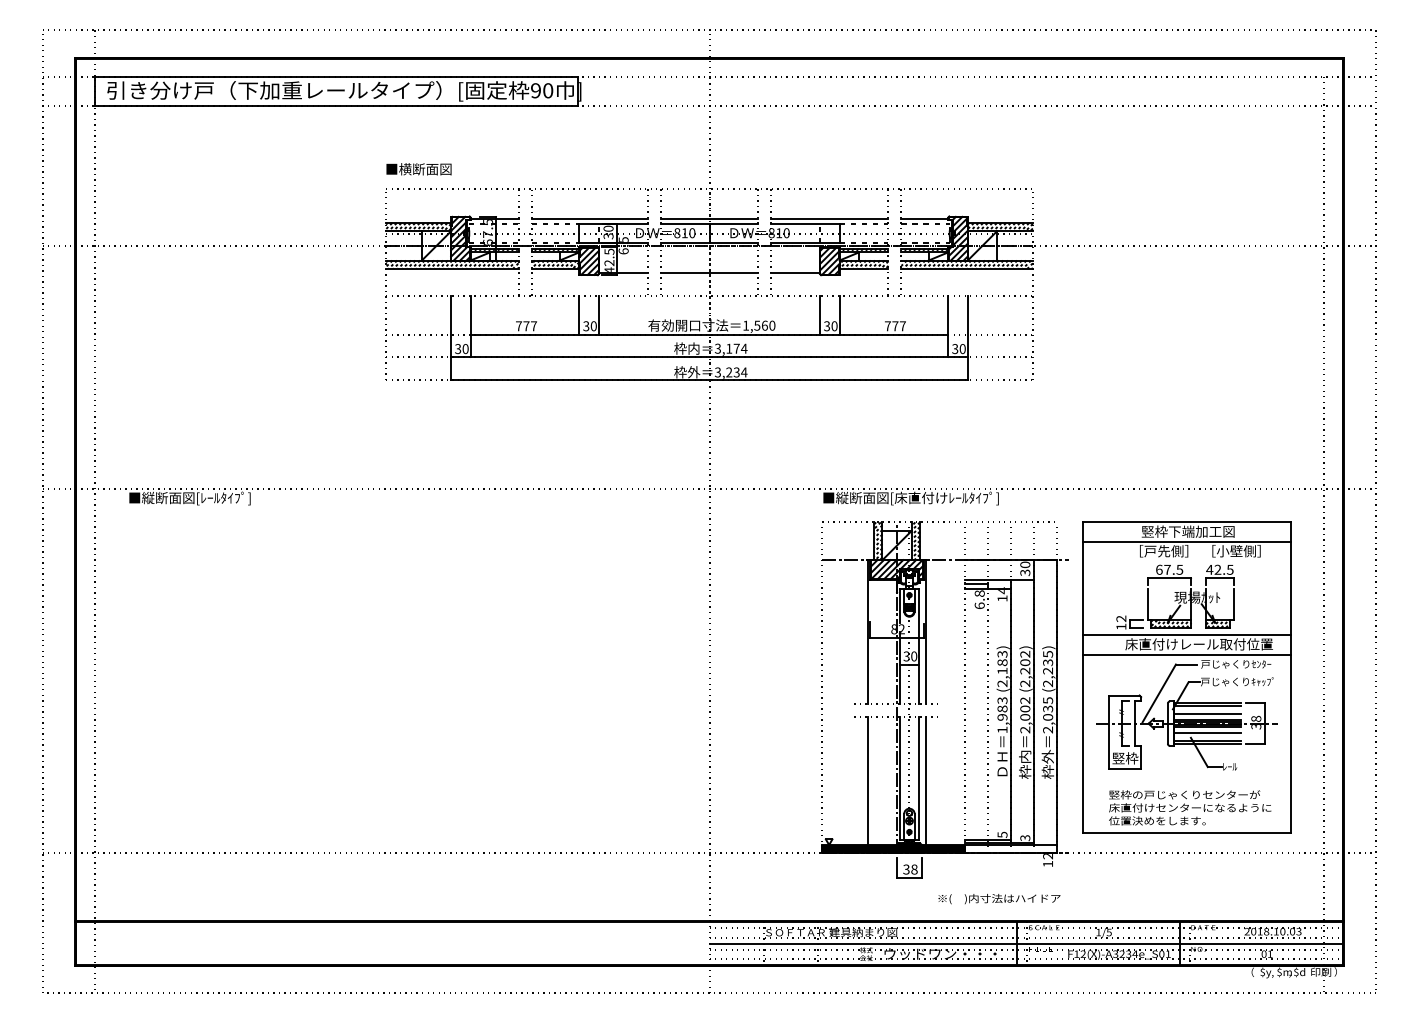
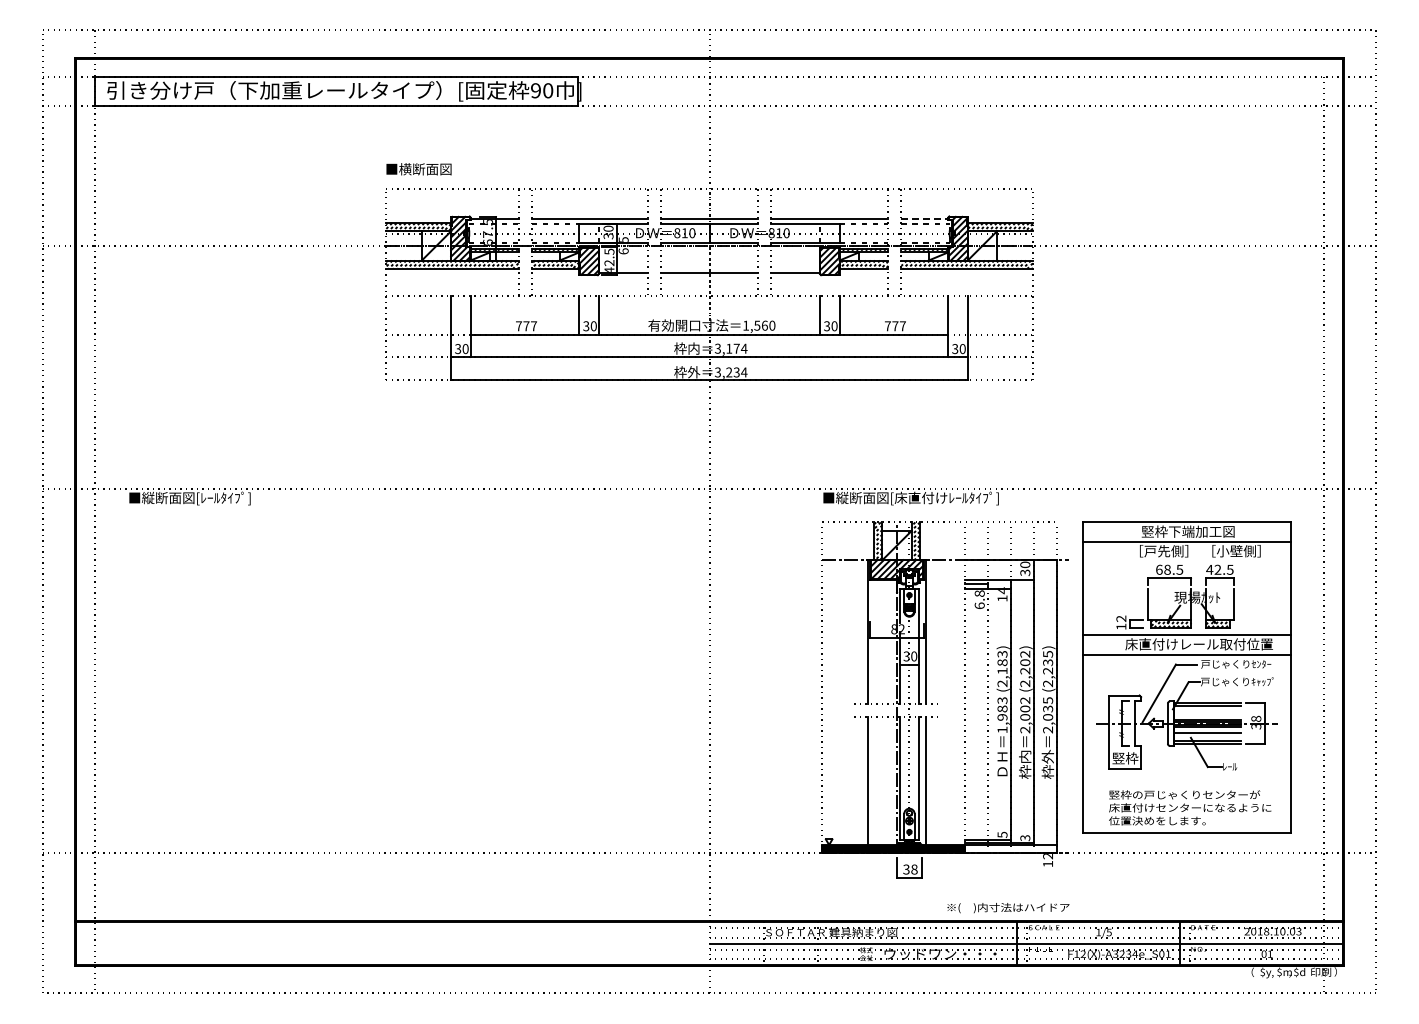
line: solid -> dashed (925, 219)
text: 67.5 -> 68.5 (1167, 569)
line: present -> none (1207, 713)
text position: (999, 899) -> (1008, 908) (1008, 908)
